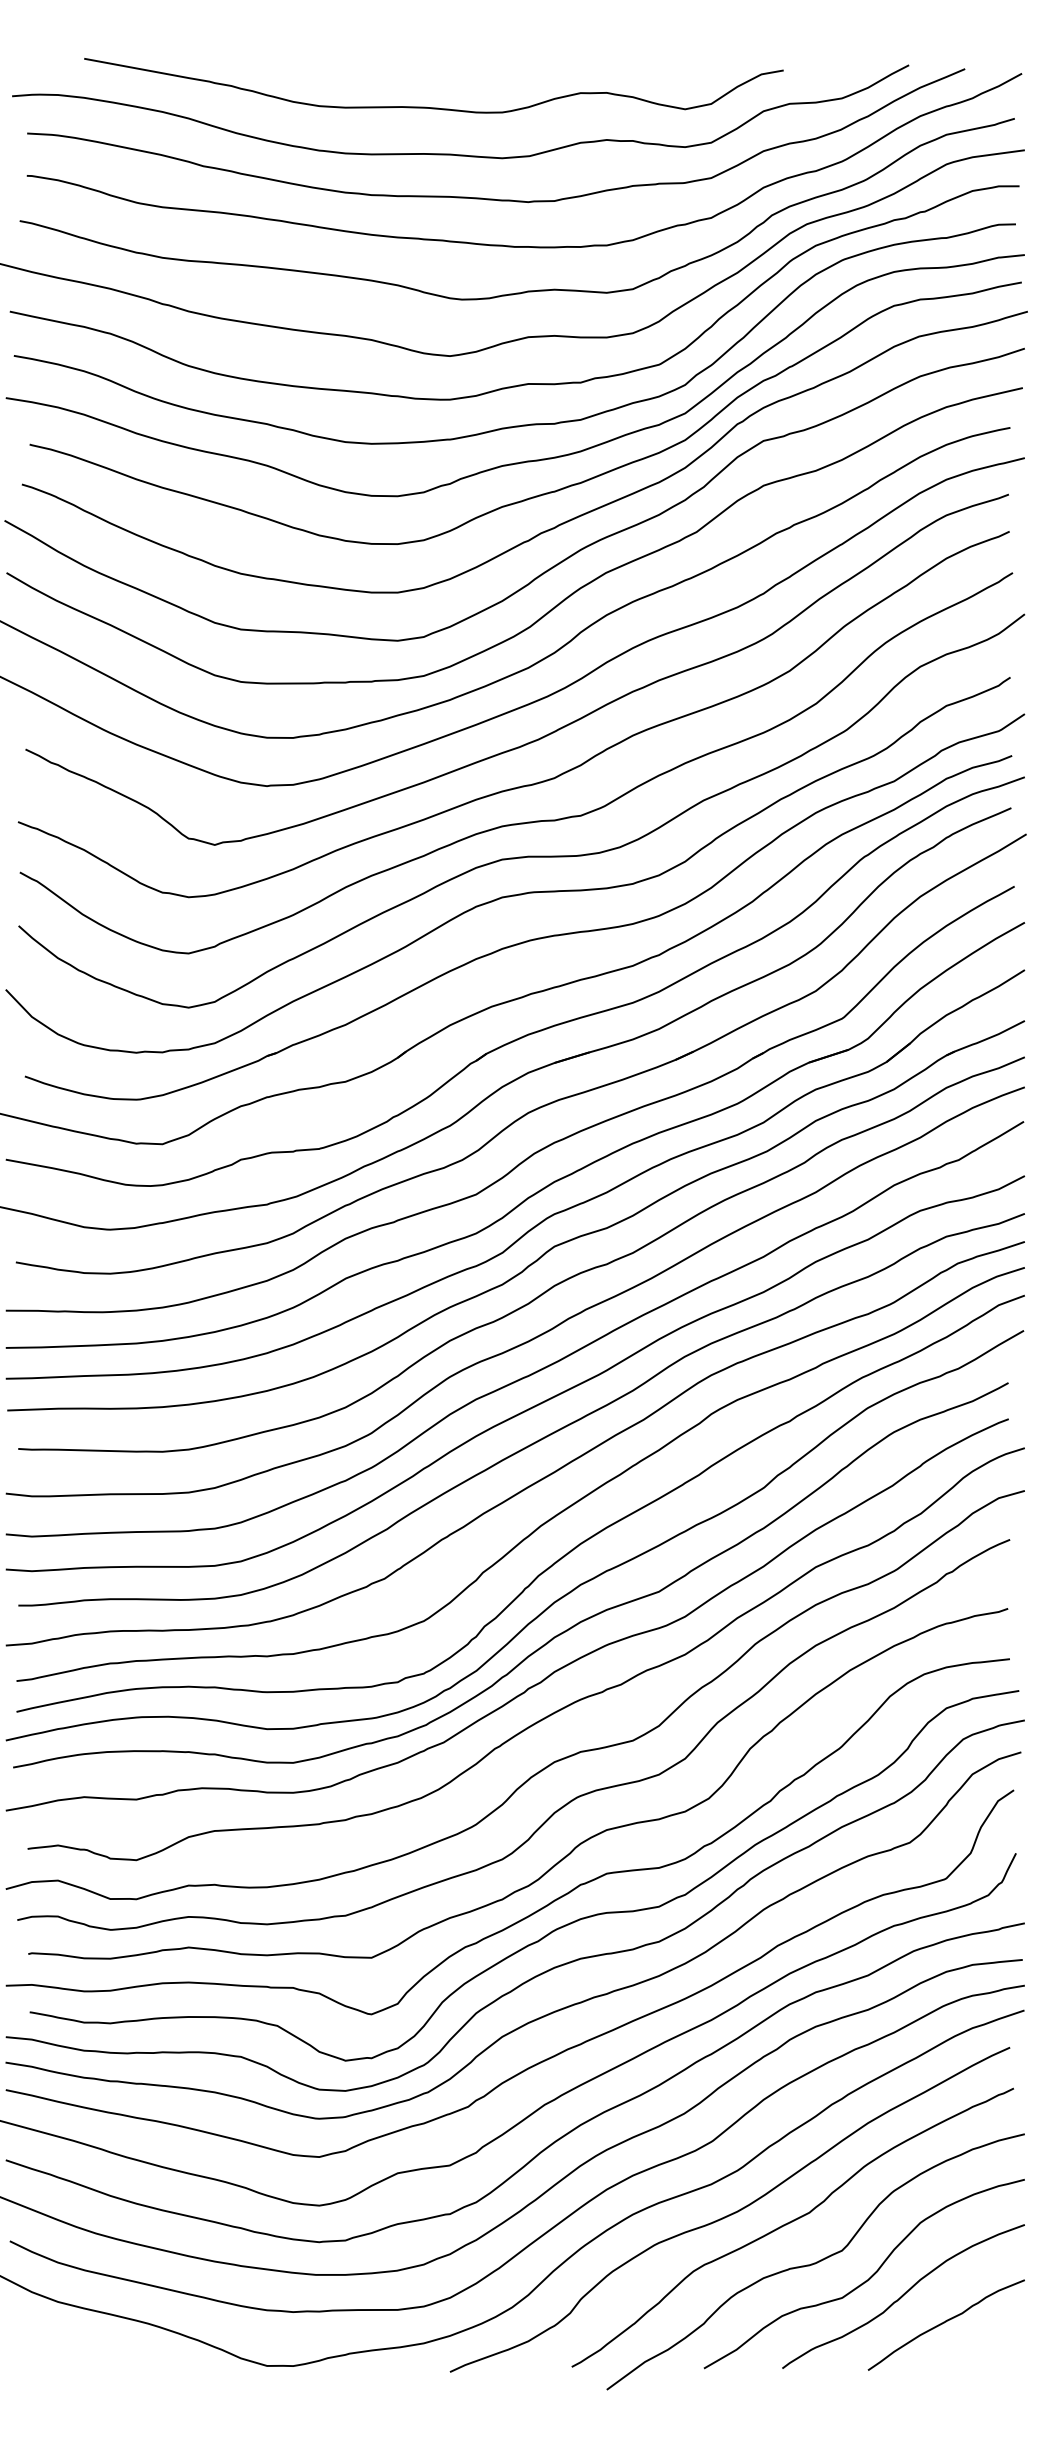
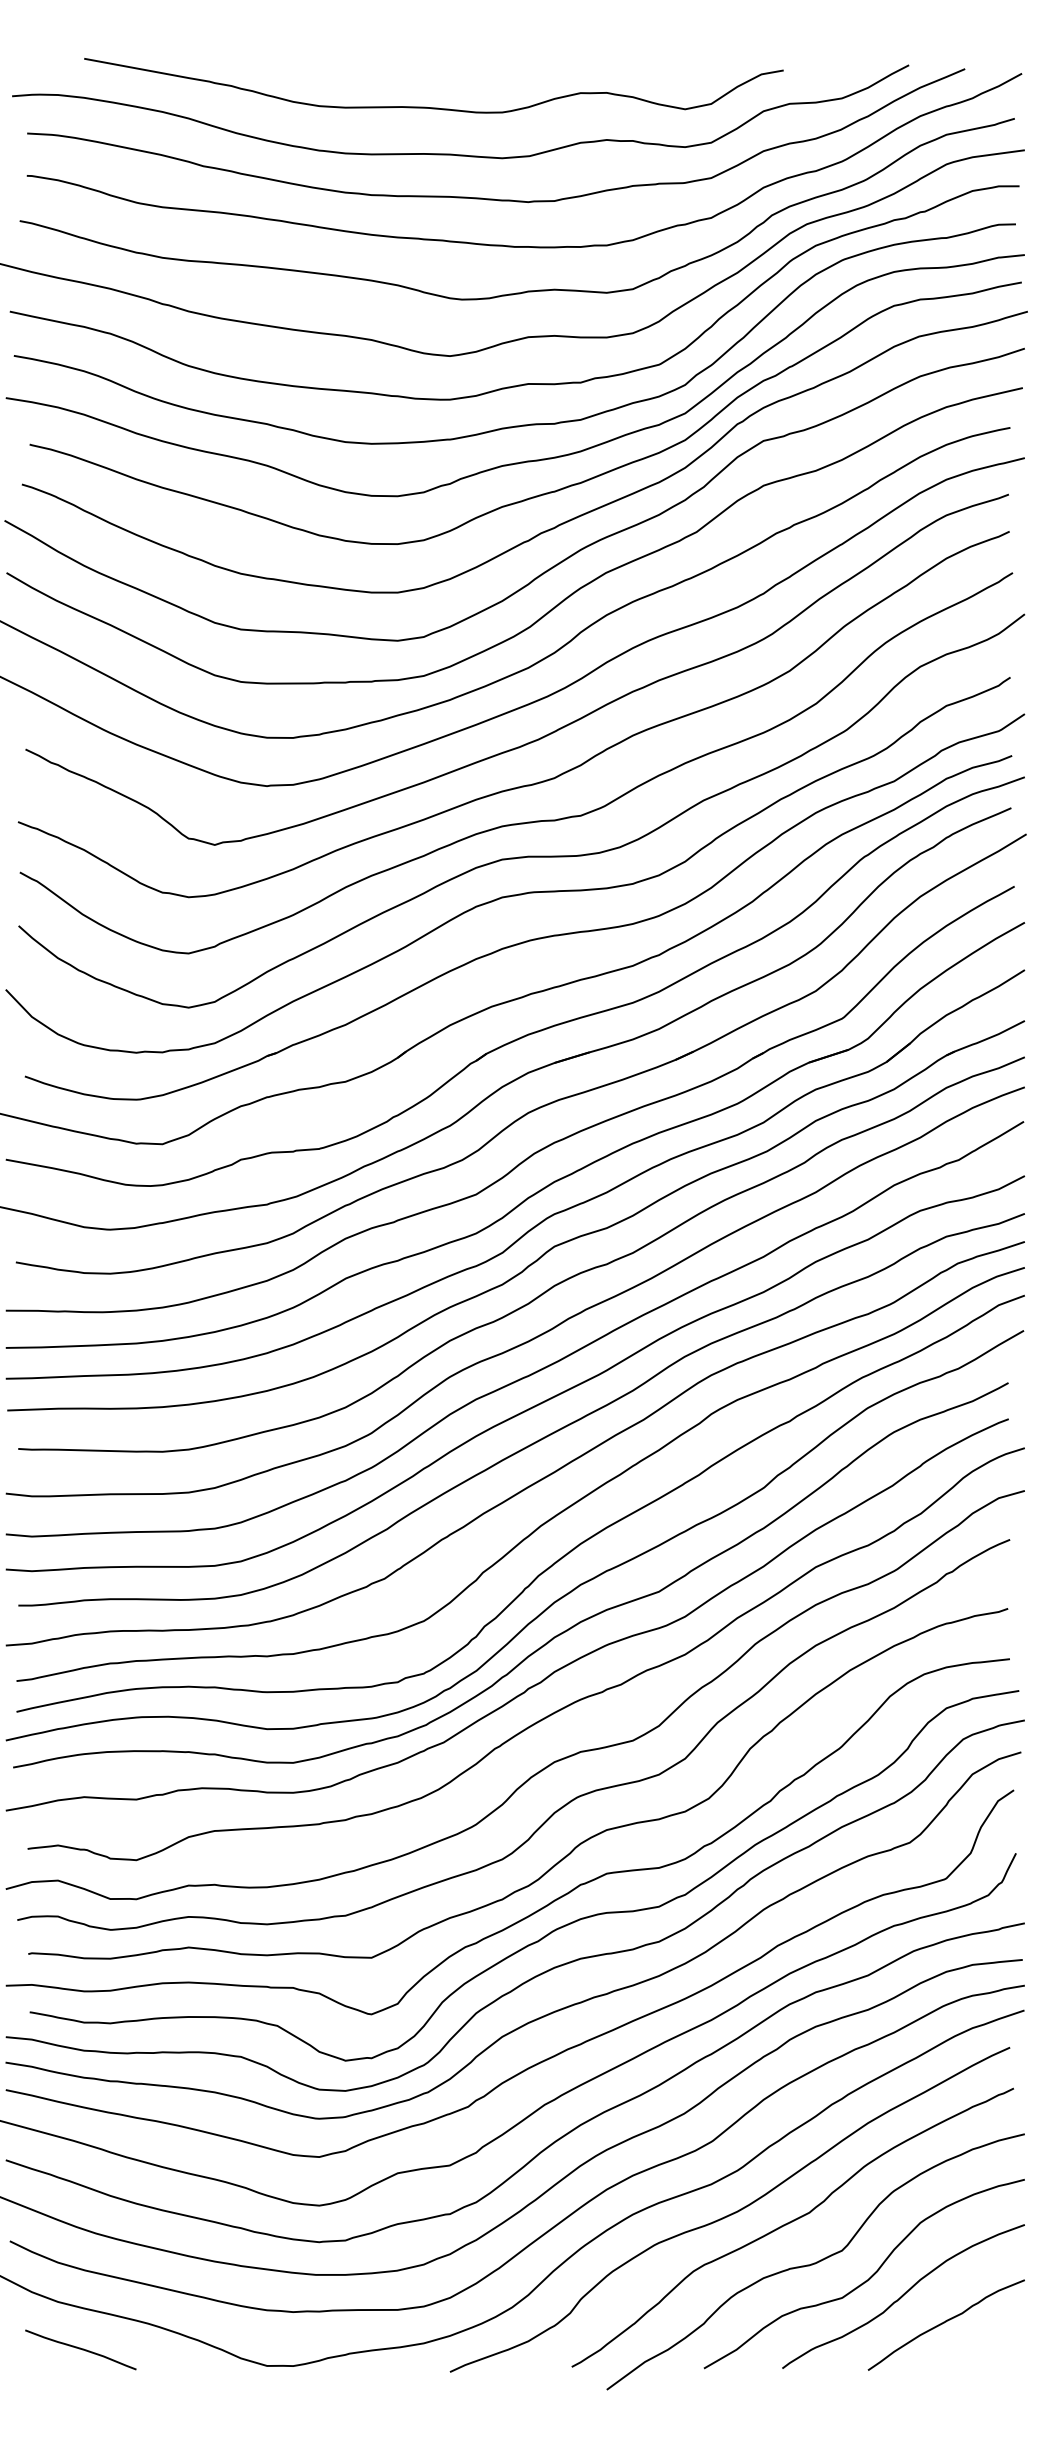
curve: none -> present (80, 2349)
